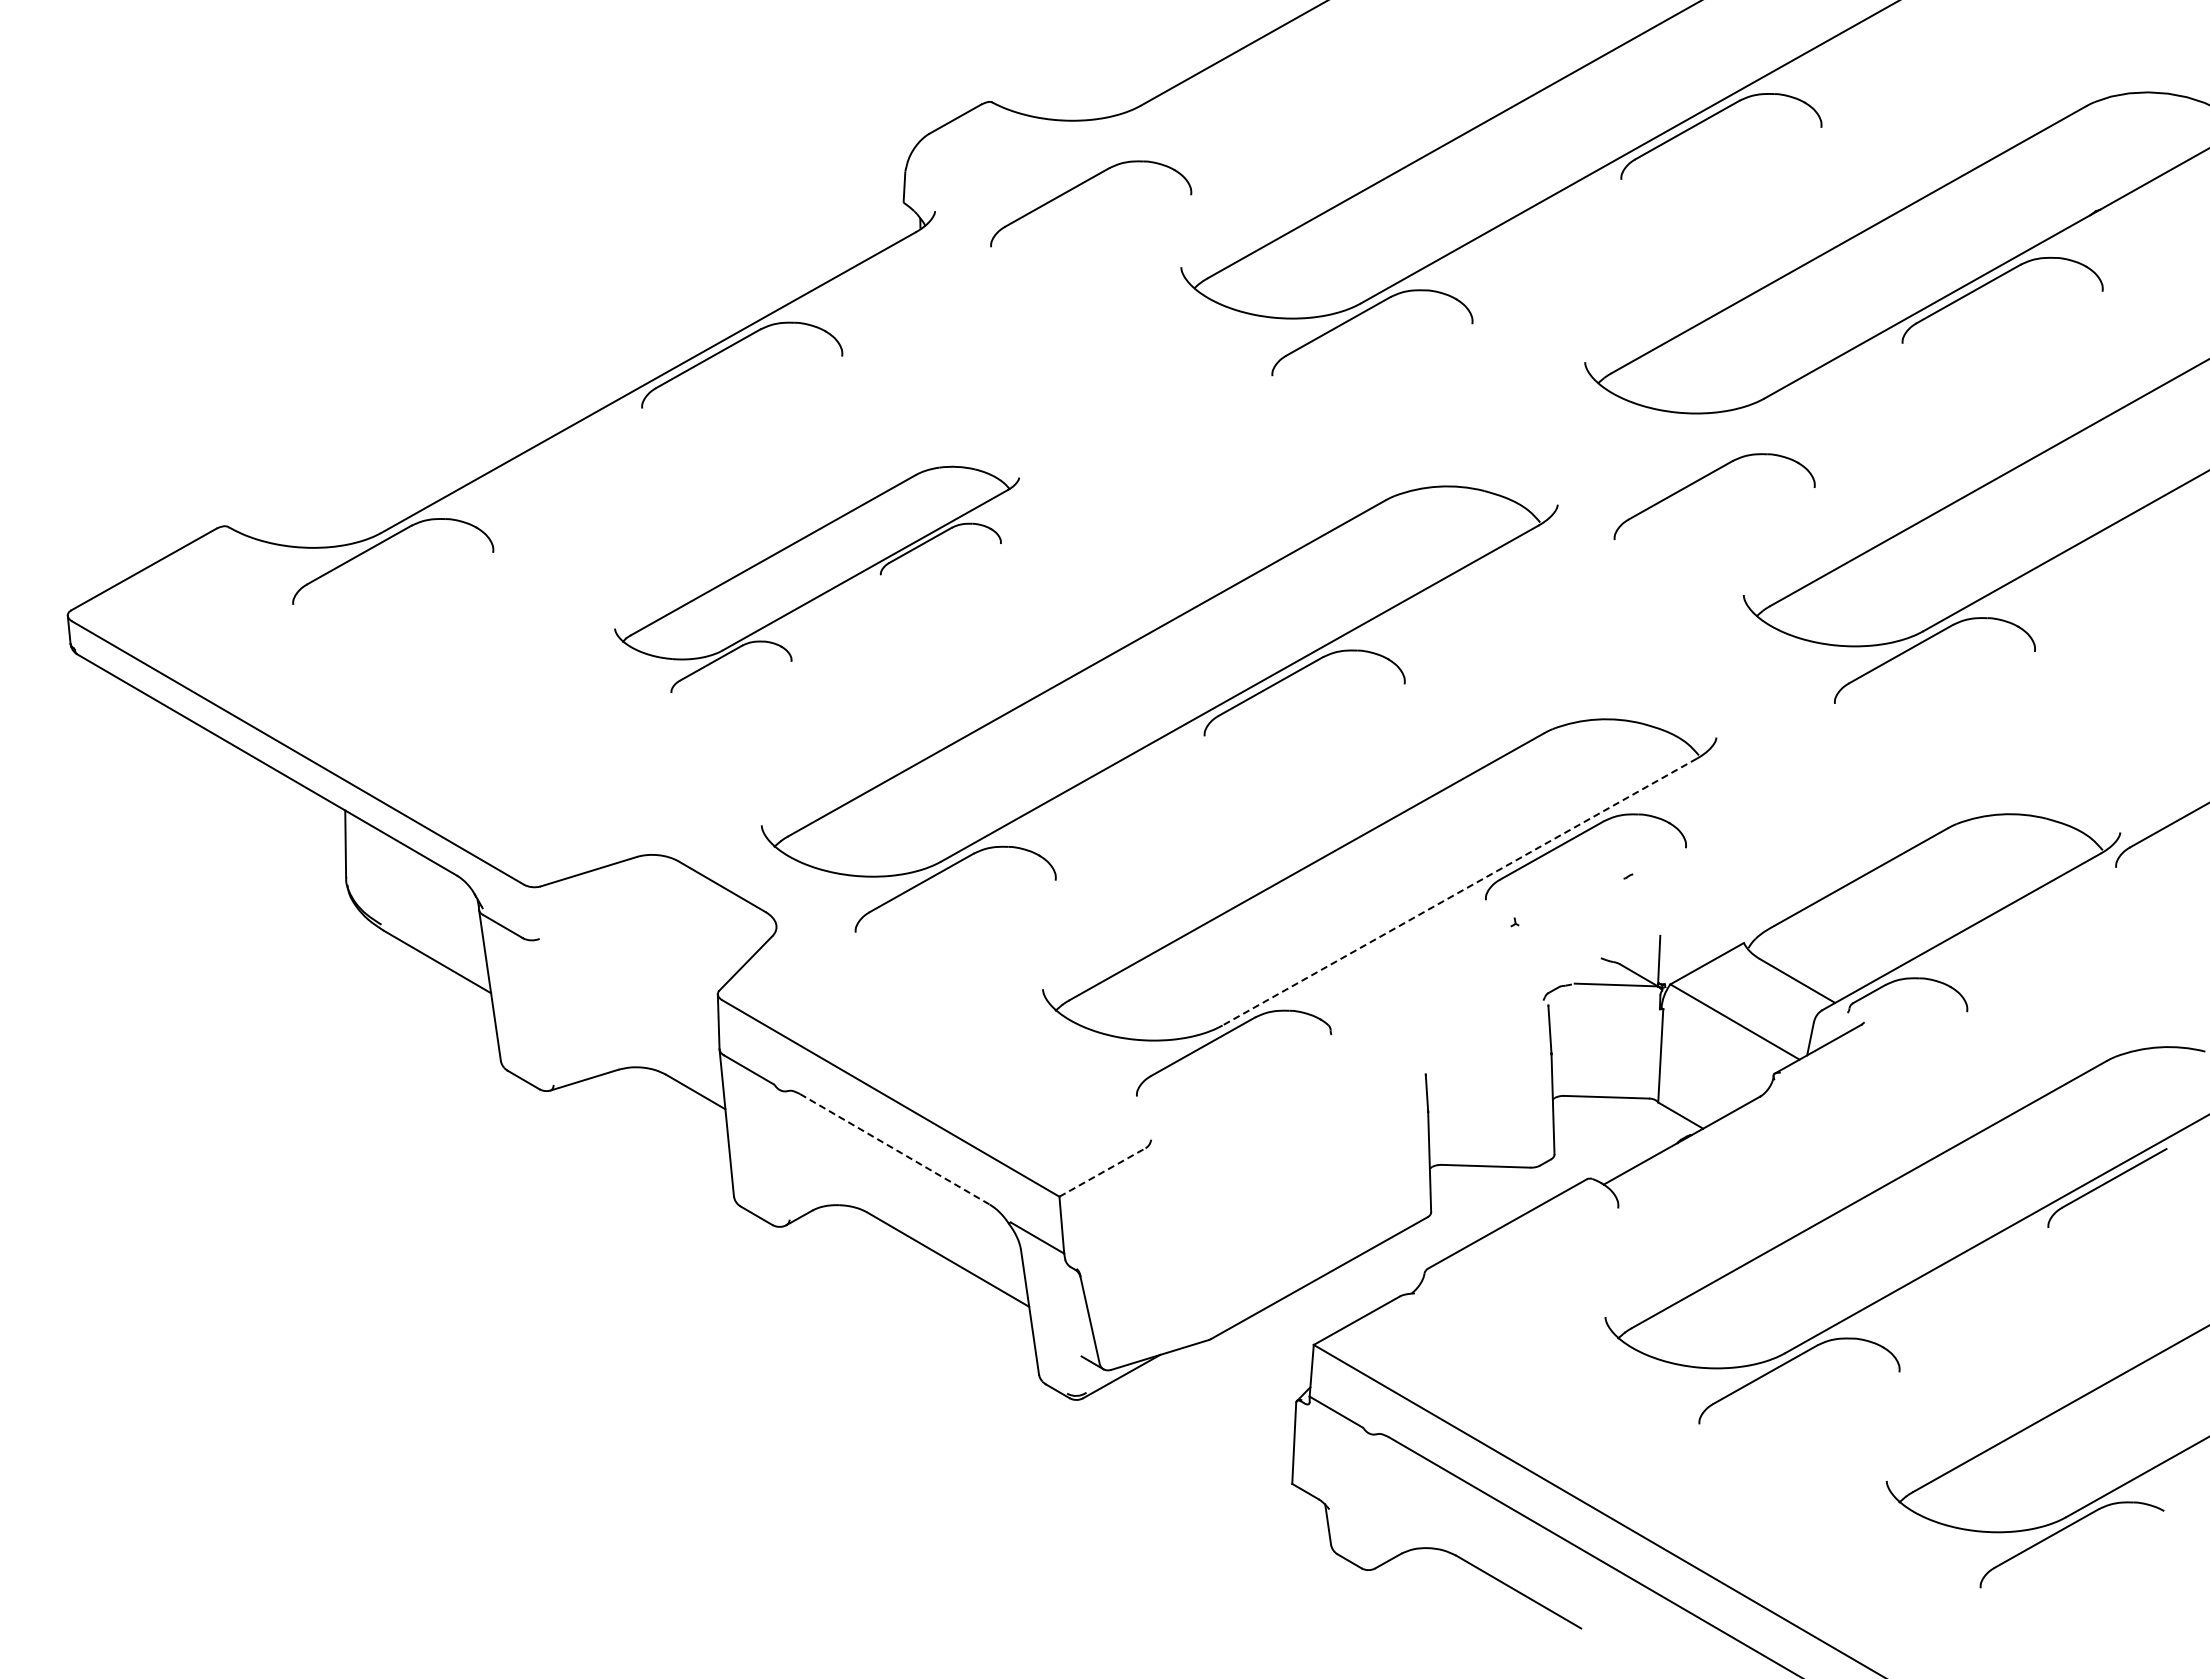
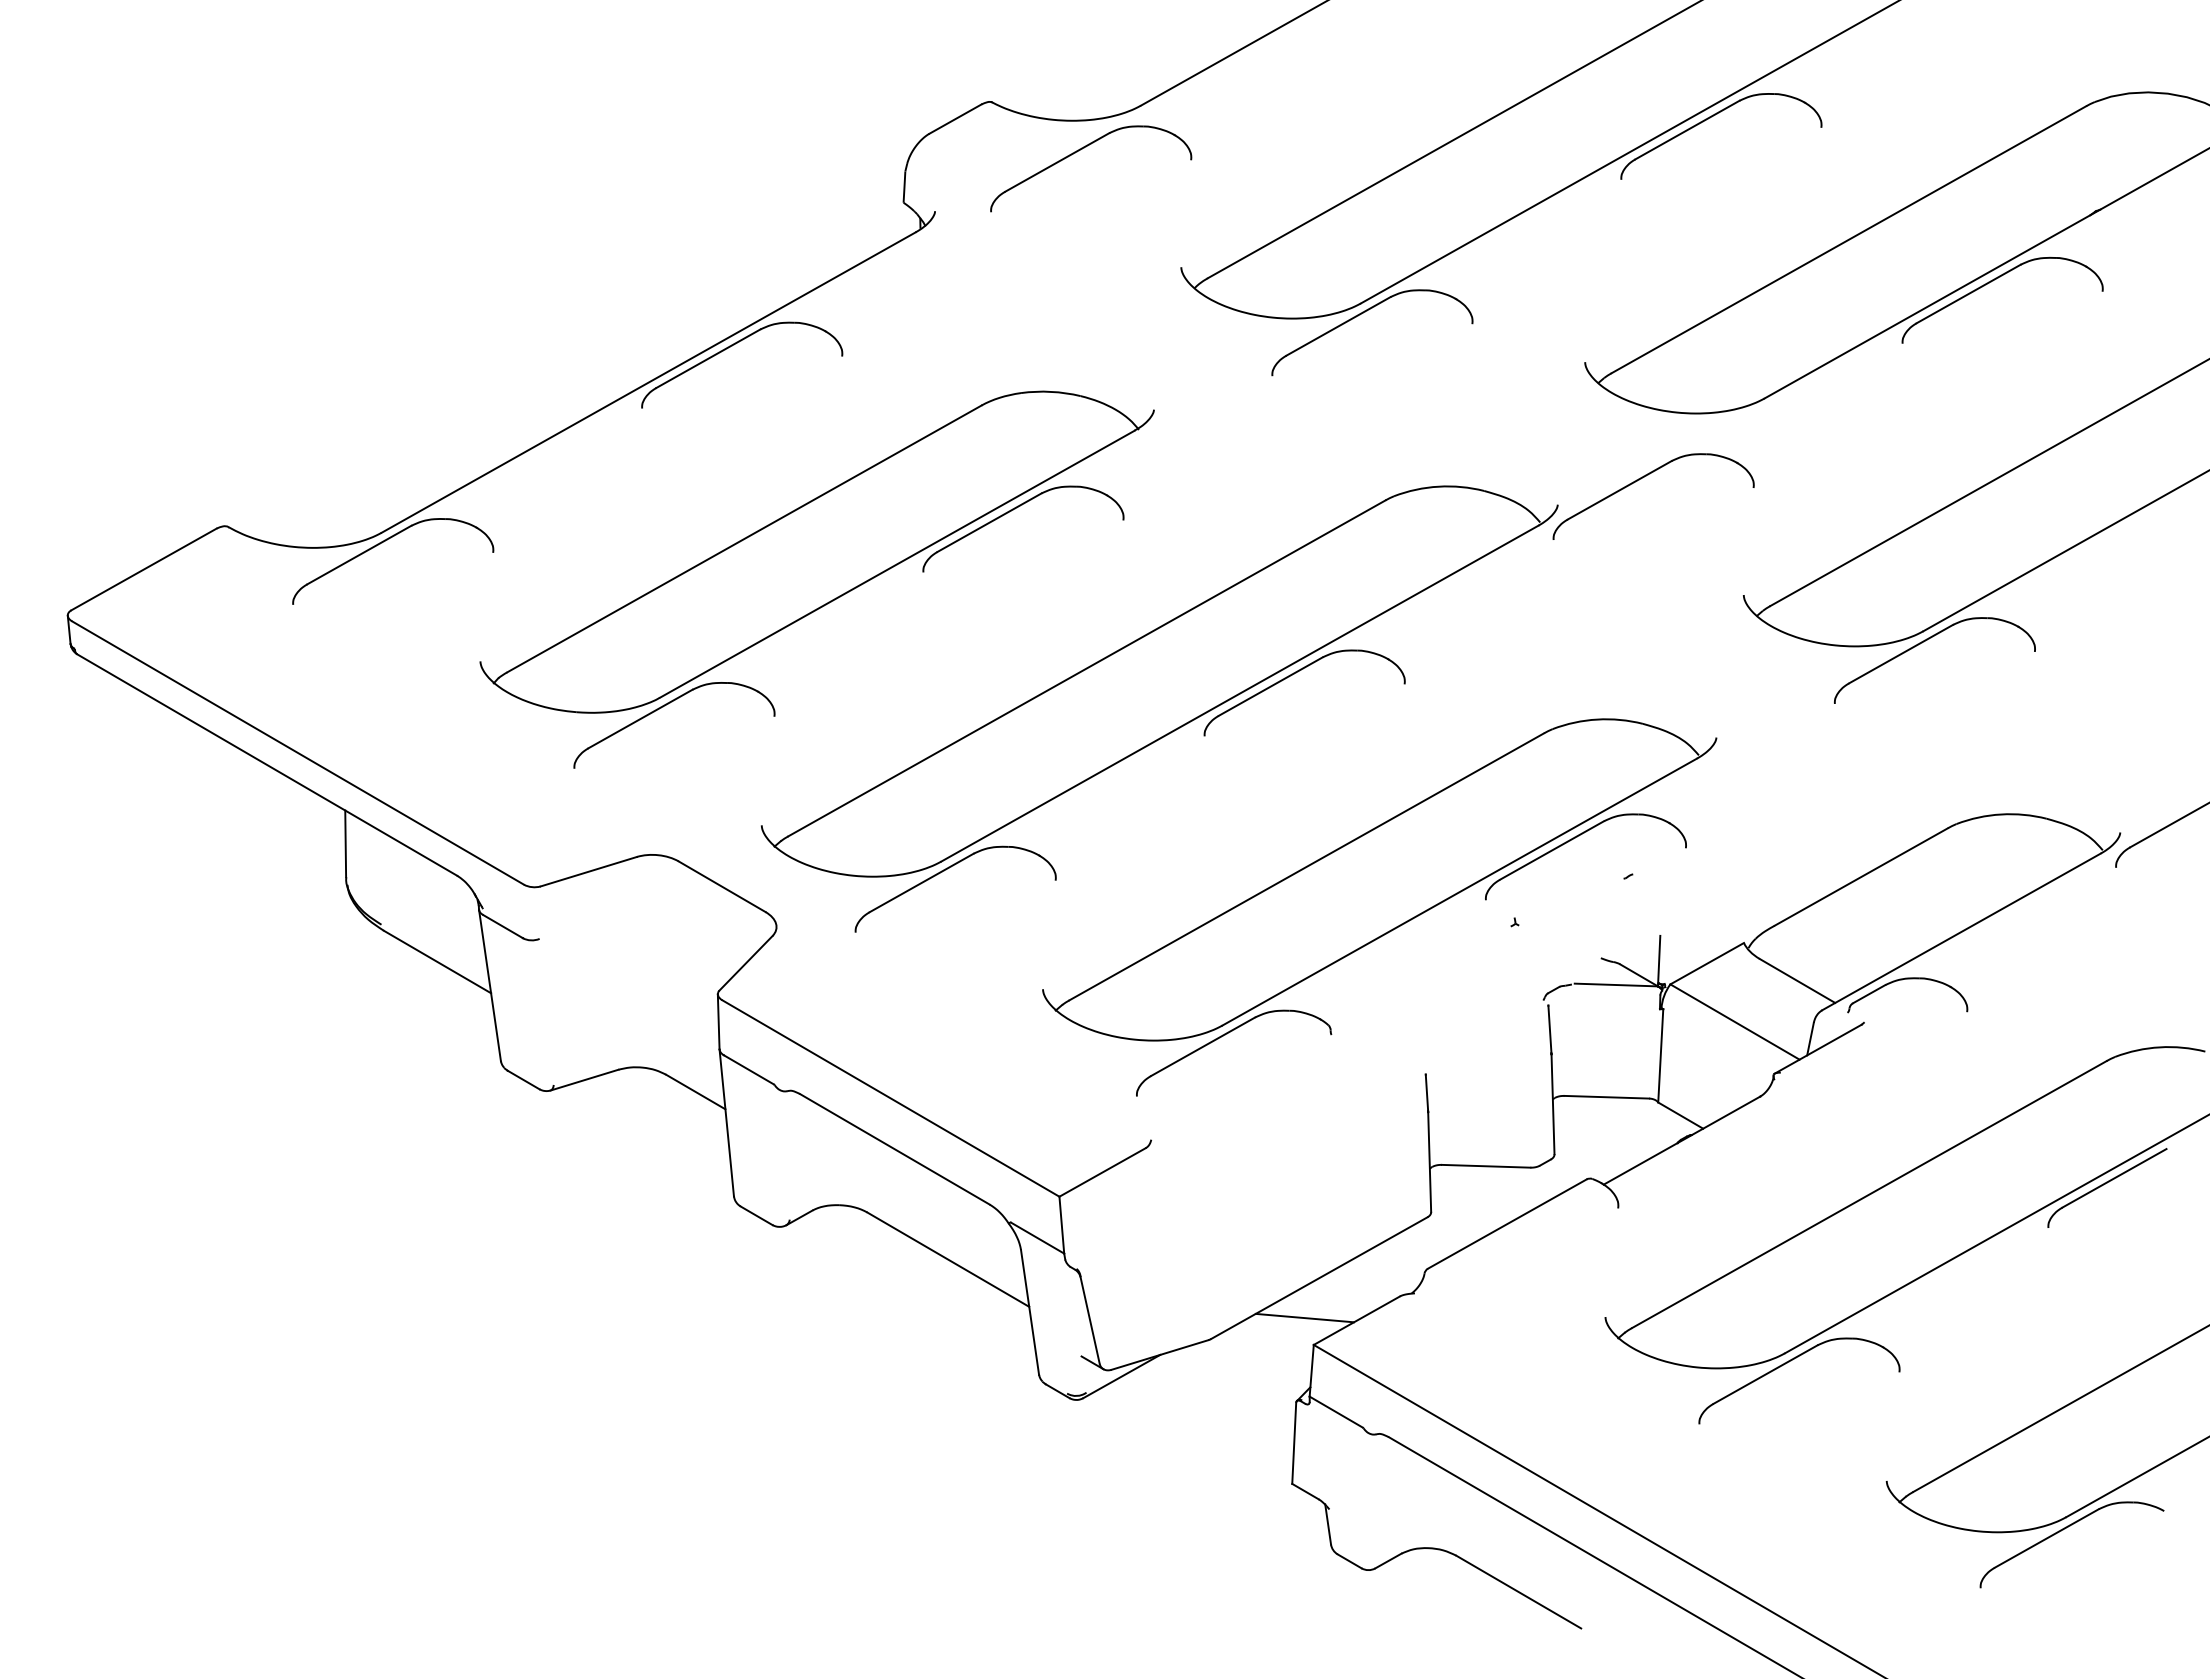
part position: (1082, 184) -> (1082, 149) (1082, 149)
part position: (1702, 479) -> (1641, 479) (1641, 479)
part size: 406x228 px -> 676x379 px (816, 579)
line: dashed -> solid (1459, 892)
line: dashed -> solid (894, 1149)
line: dashed -> solid (1102, 1172)
line: none -> present (1304, 1317)
